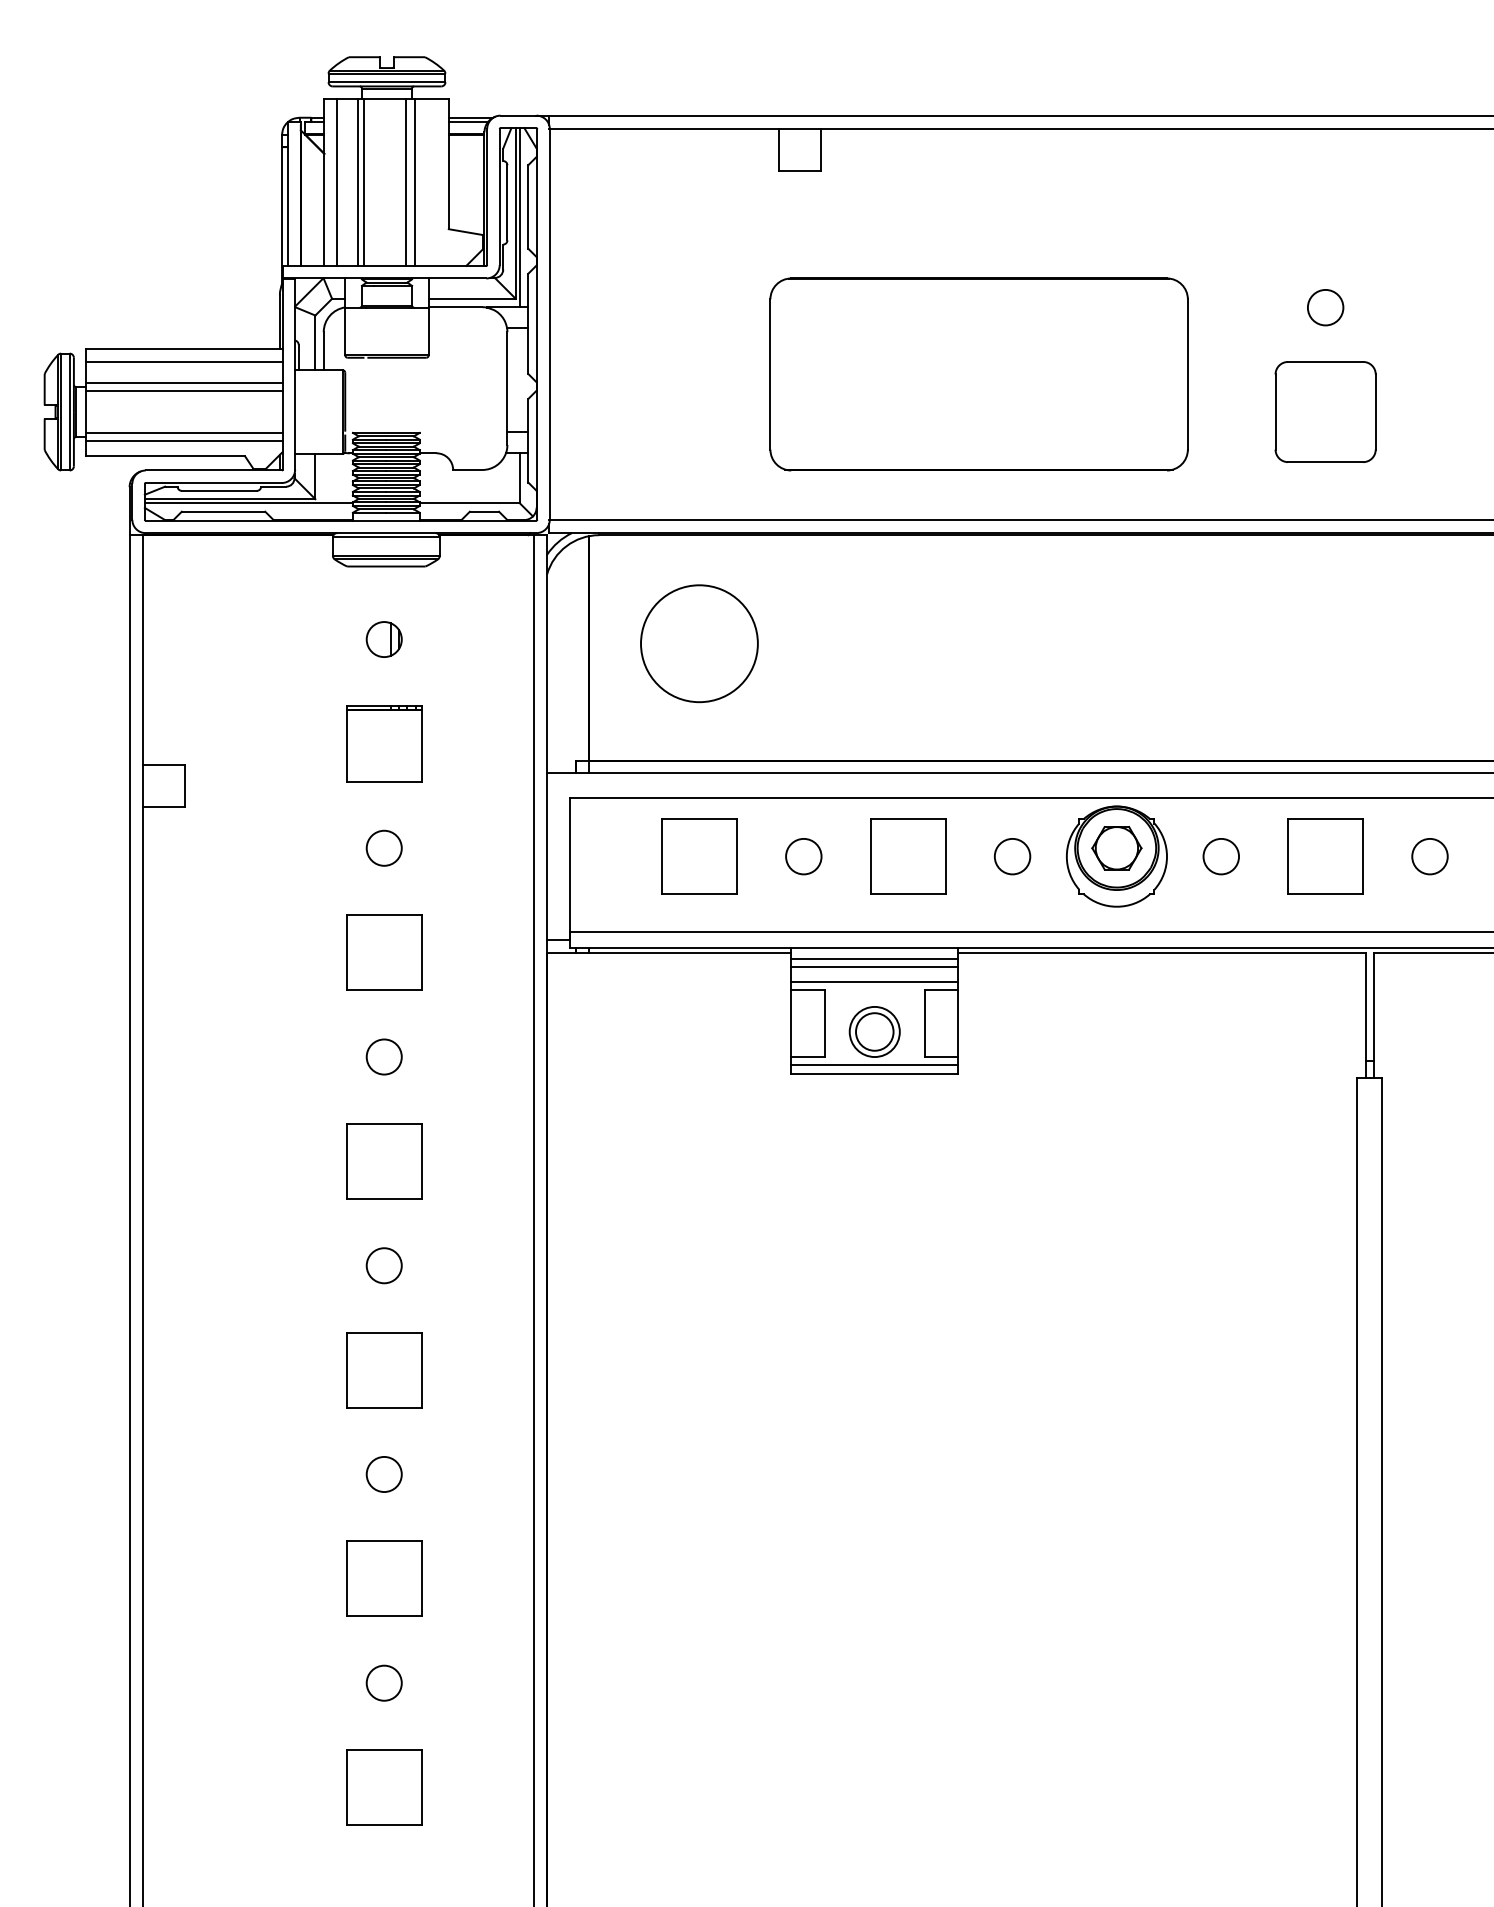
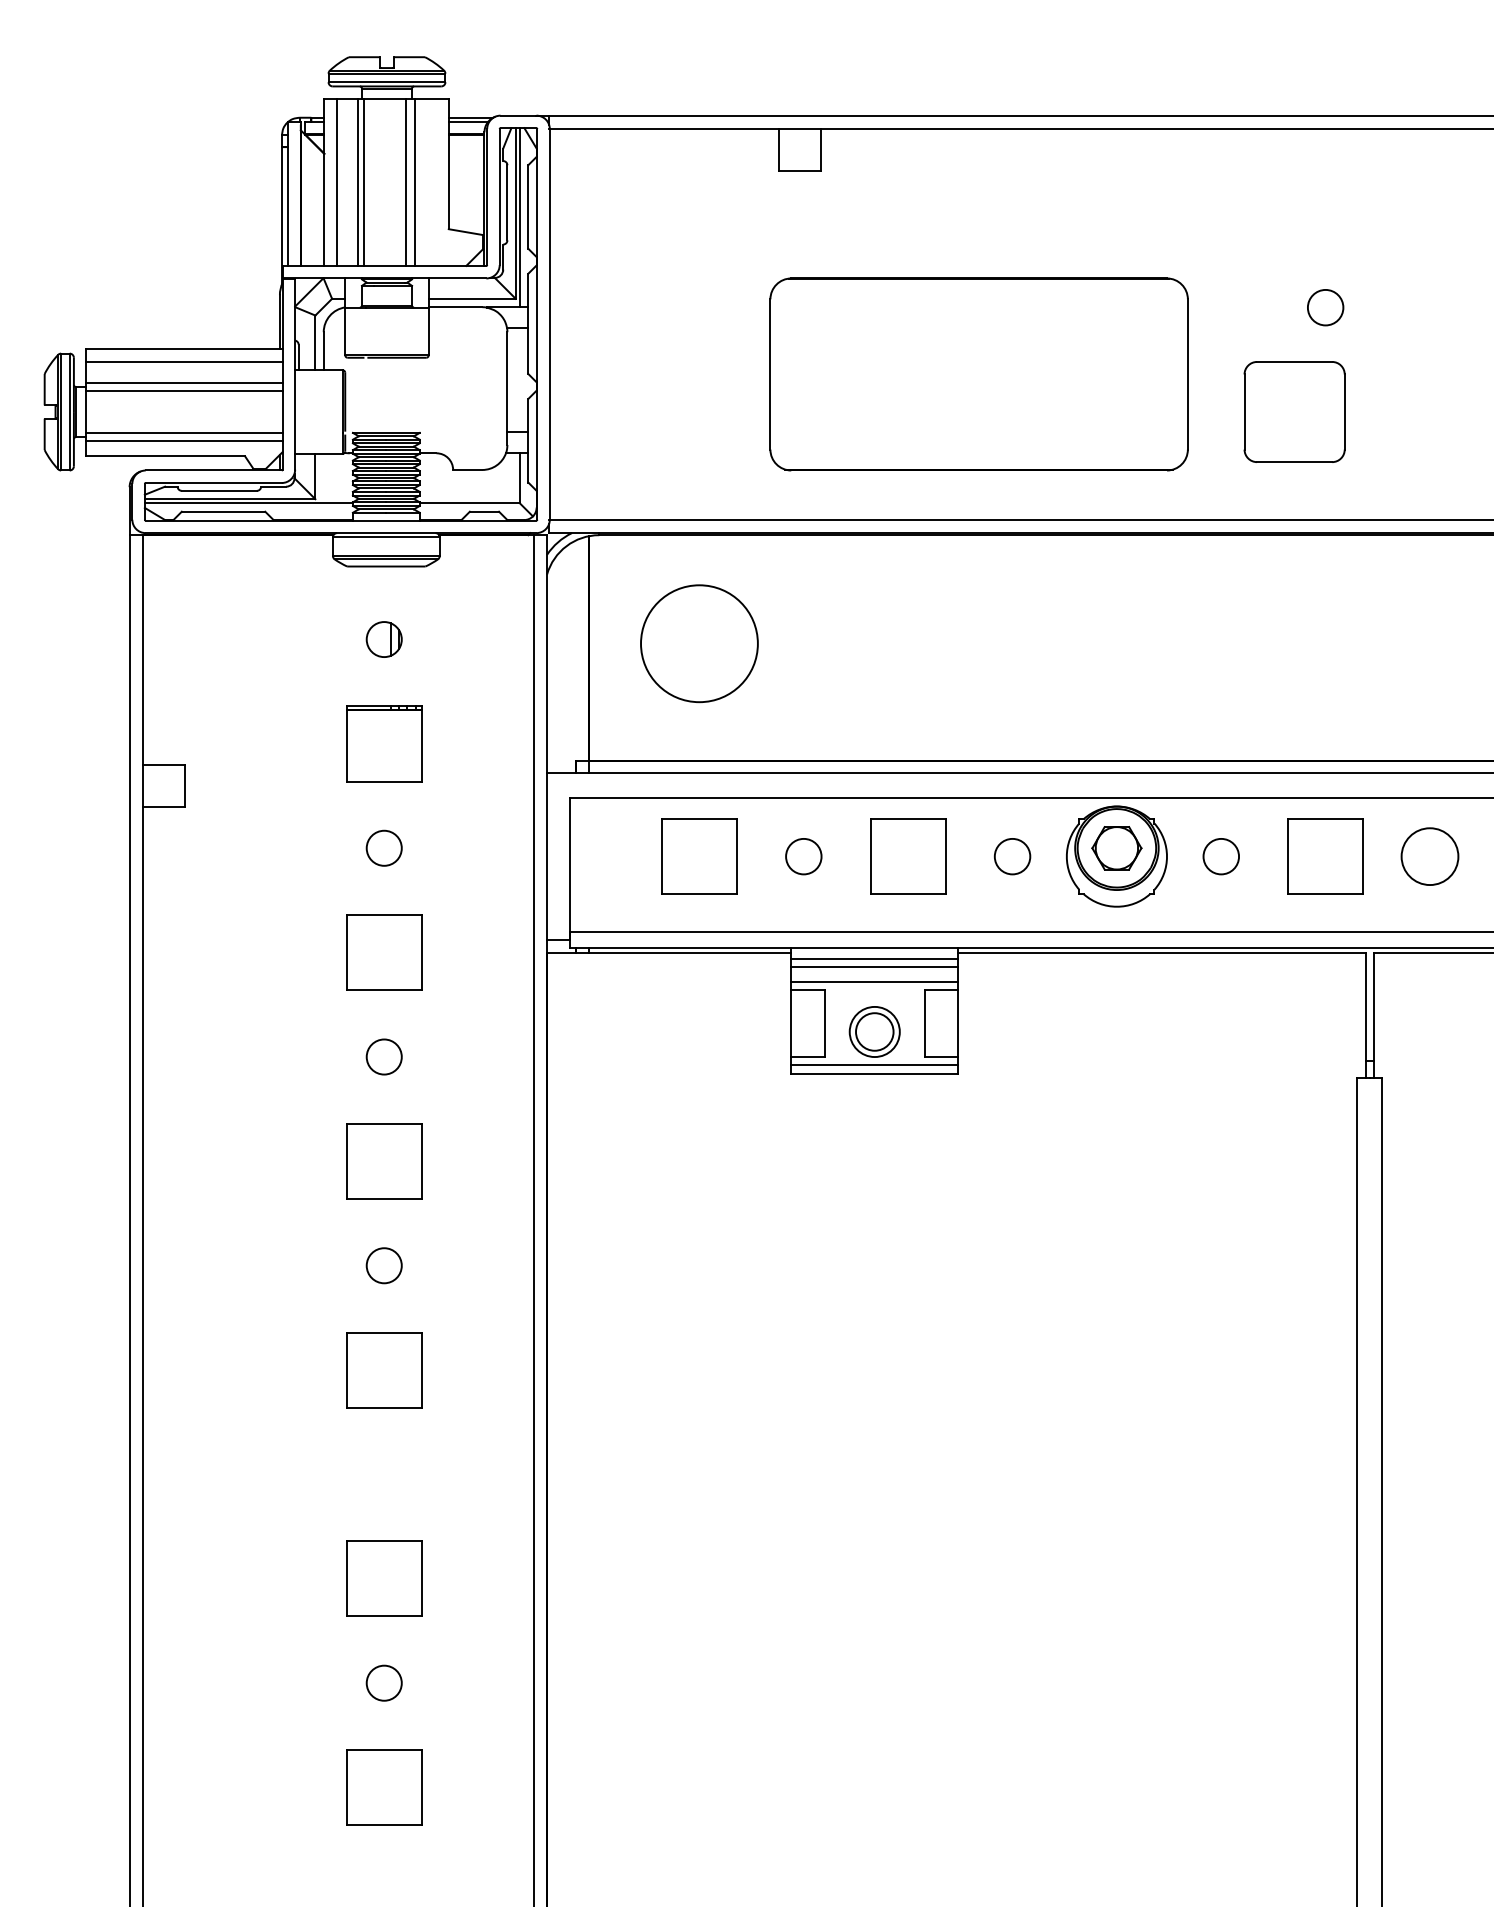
part position: (1325, 411) -> (1294, 411) (1294, 411)
circle diameter: 35 px -> 57 px (1429, 856)
circle: present -> none (383, 1474)
